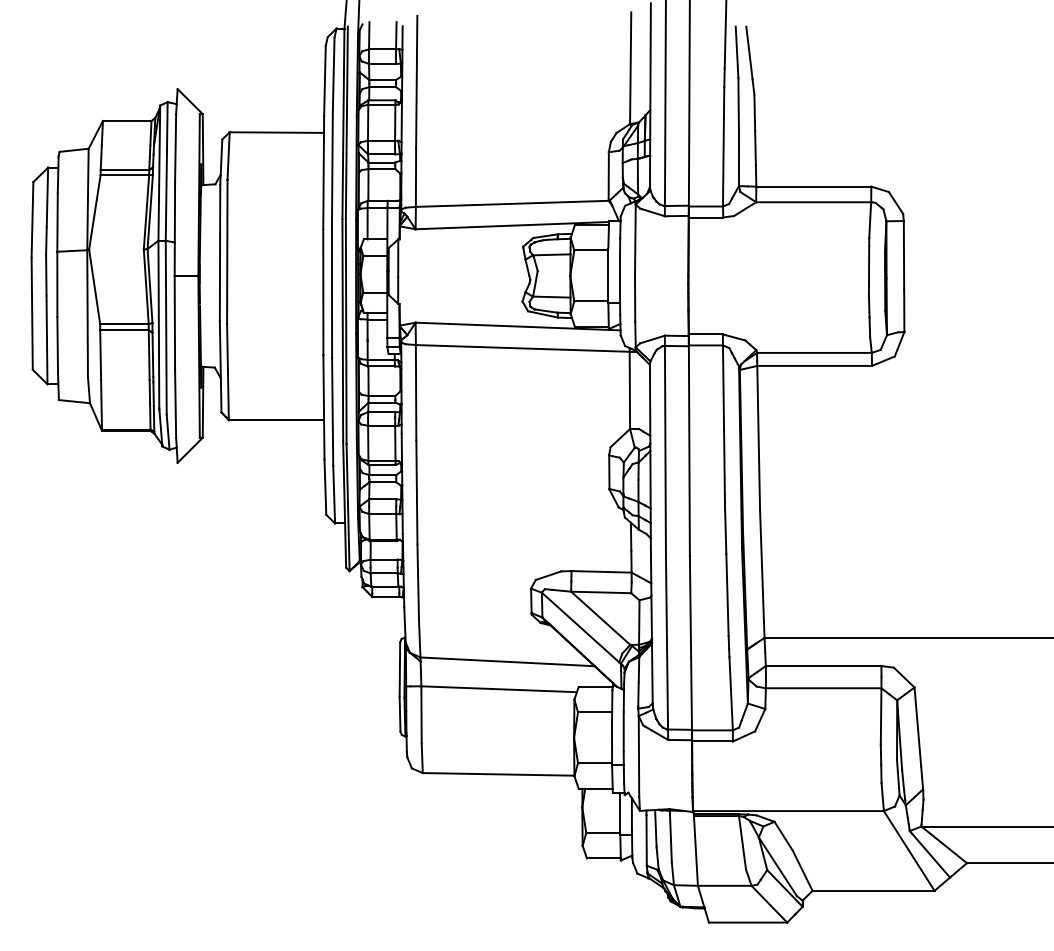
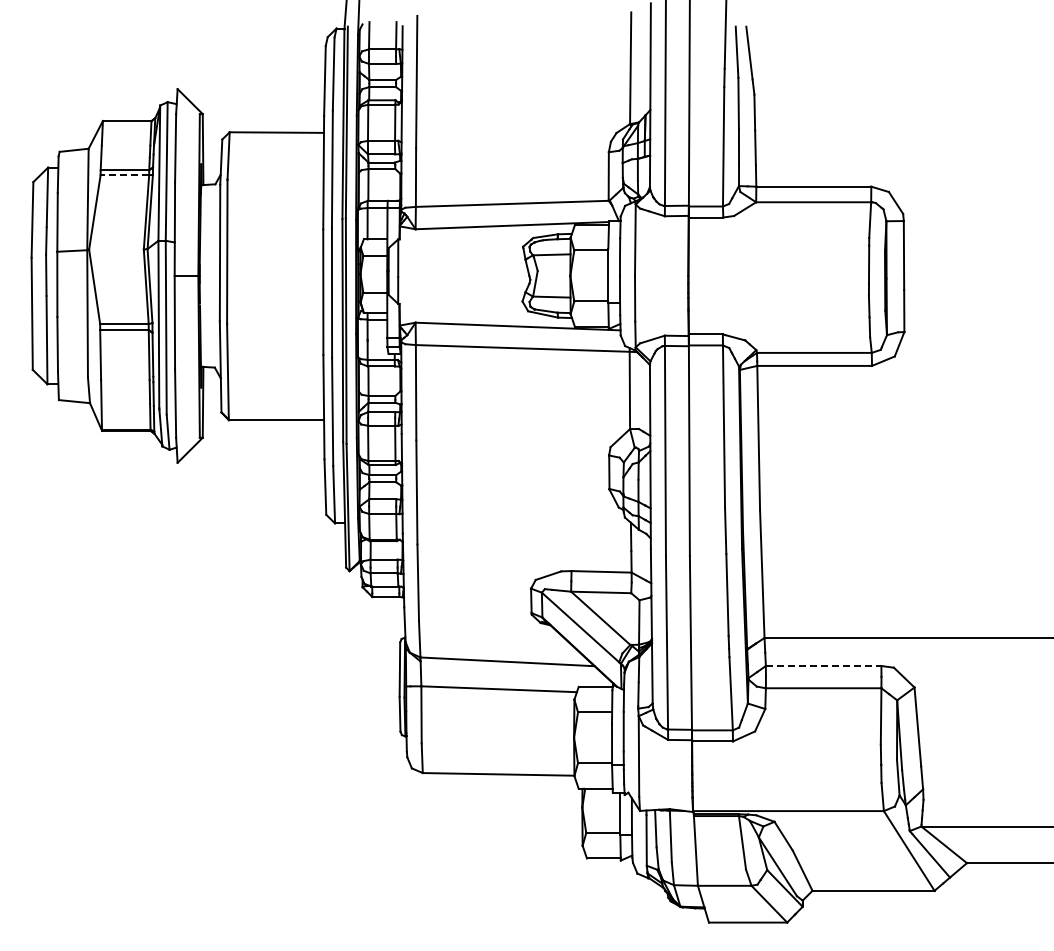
line: solid -> dashed (124, 175)
line: solid -> dashed (823, 666)
